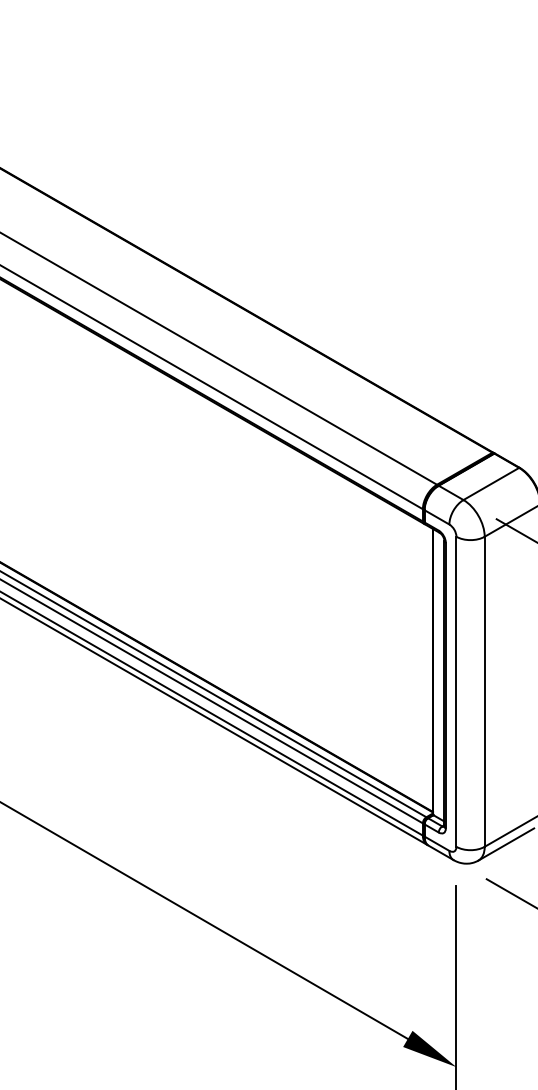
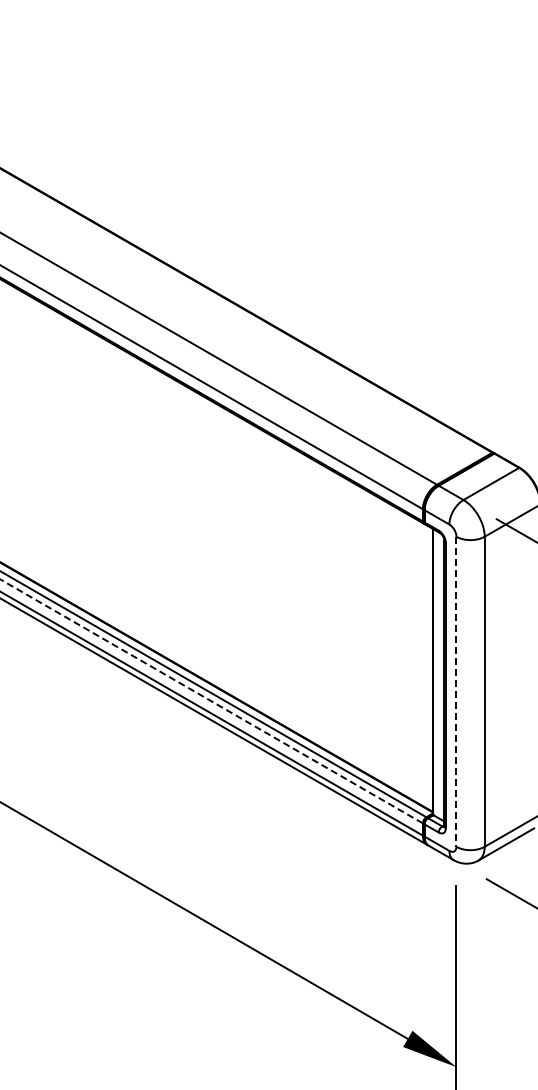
line: solid -> dashed (456, 692)
line: solid -> dashed (211, 701)
